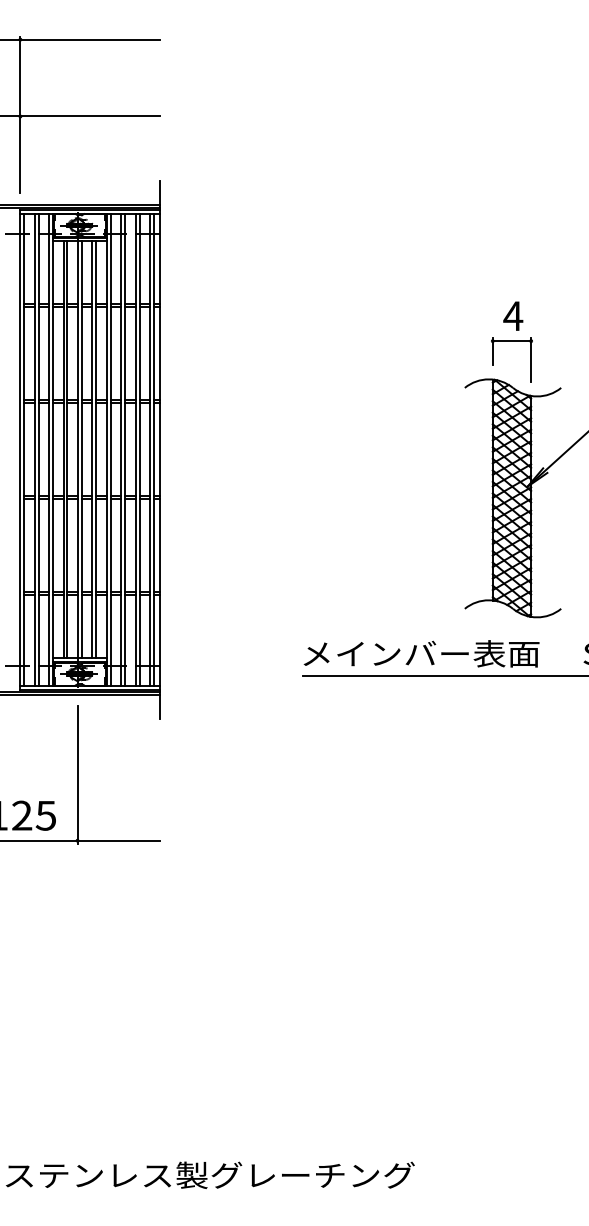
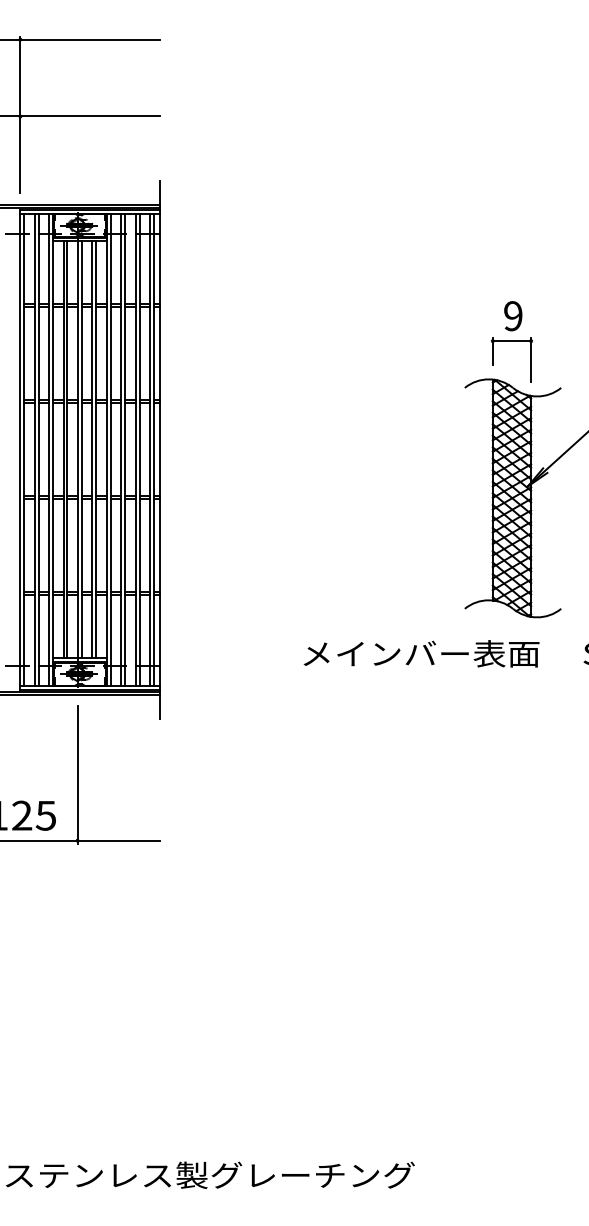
text: 4 -> 9 (513, 316)
line: present -> none (443, 675)
